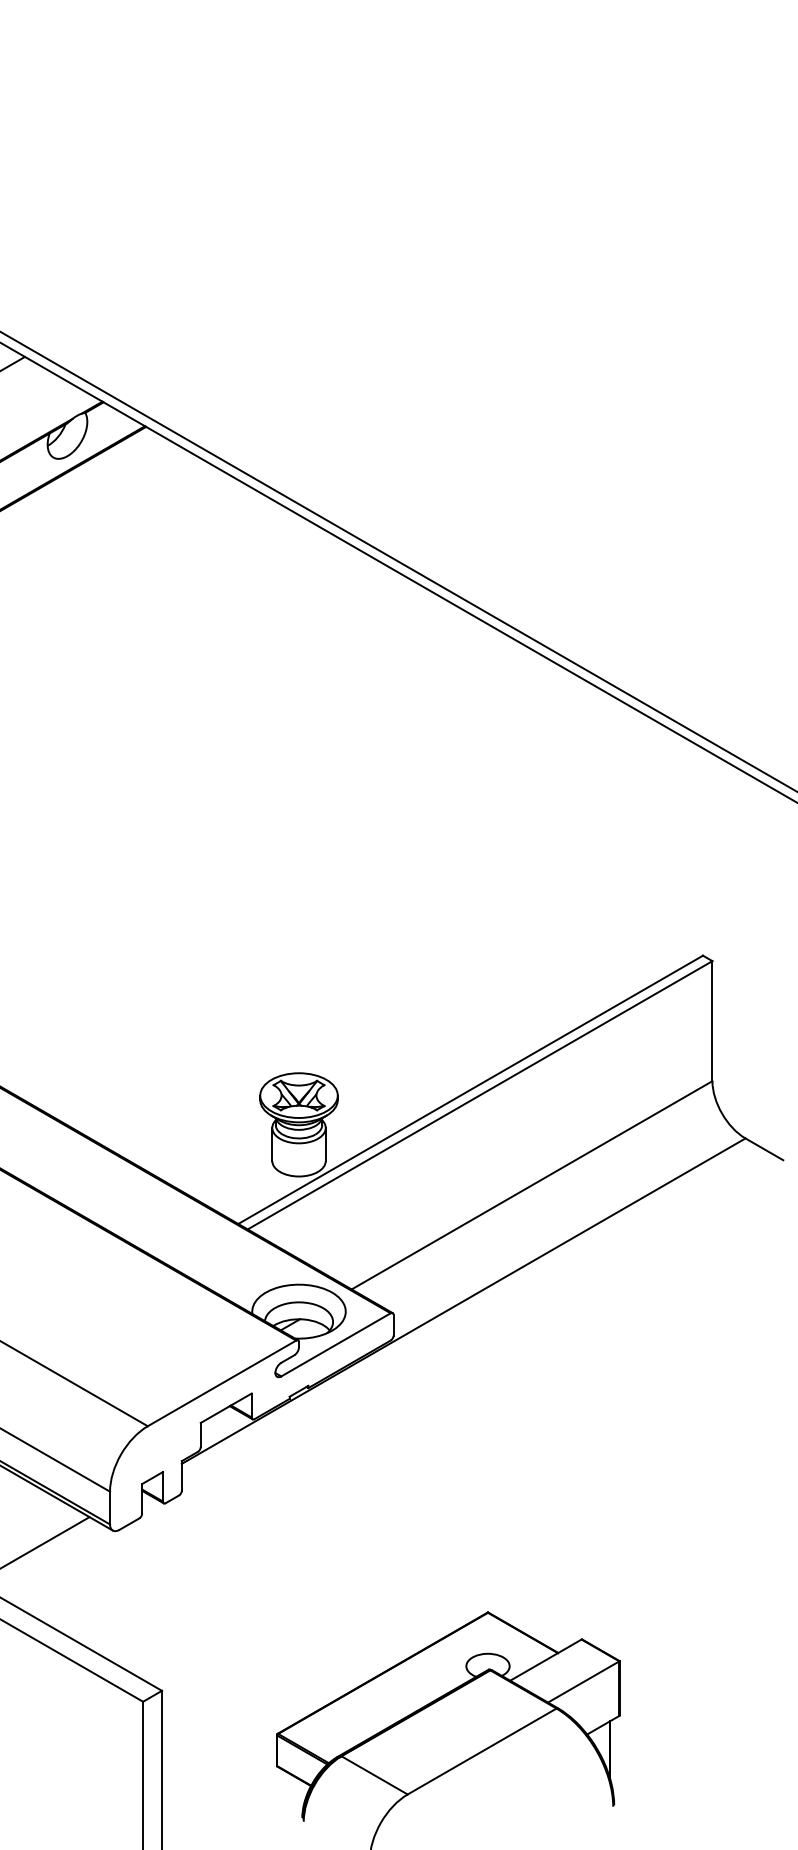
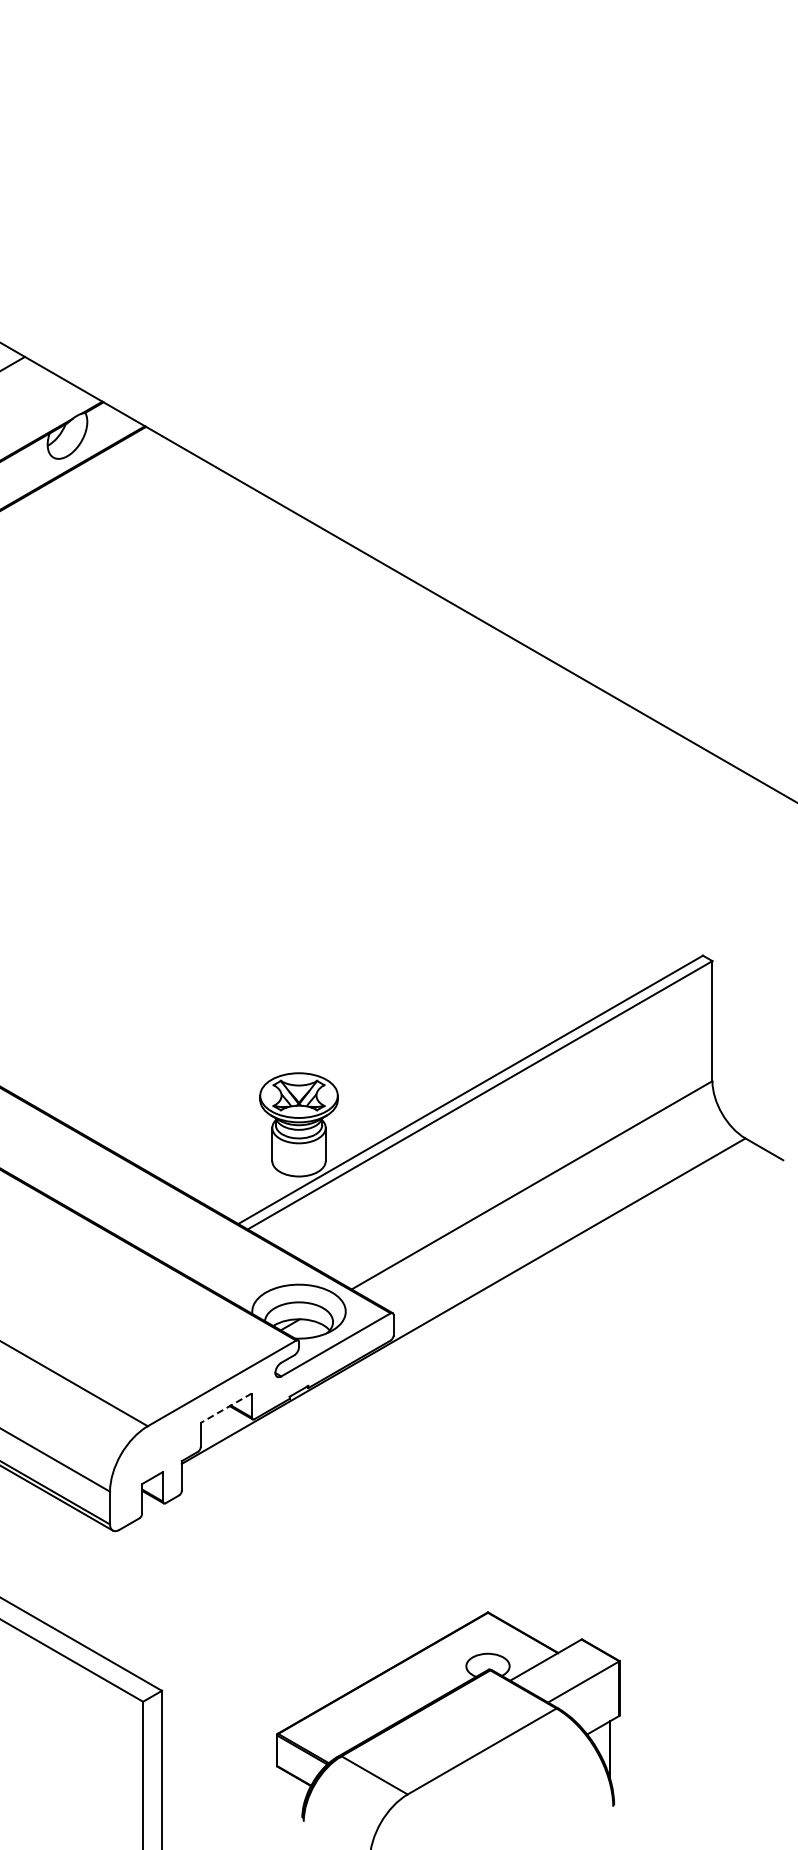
line: present -> none (398, 561)
line: solid -> dashed (225, 1408)
line: present -> none (45, 1542)
